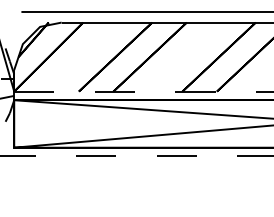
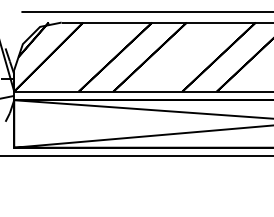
line: dashed -> solid (144, 91)
line: dashed -> solid (136, 156)
